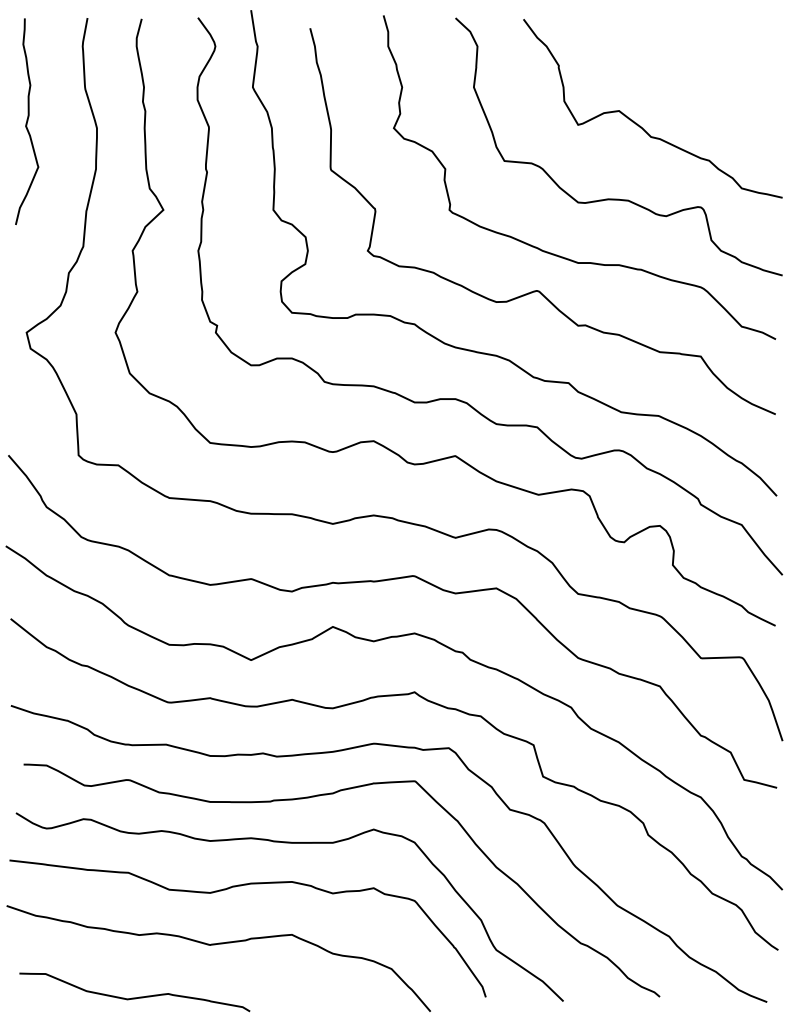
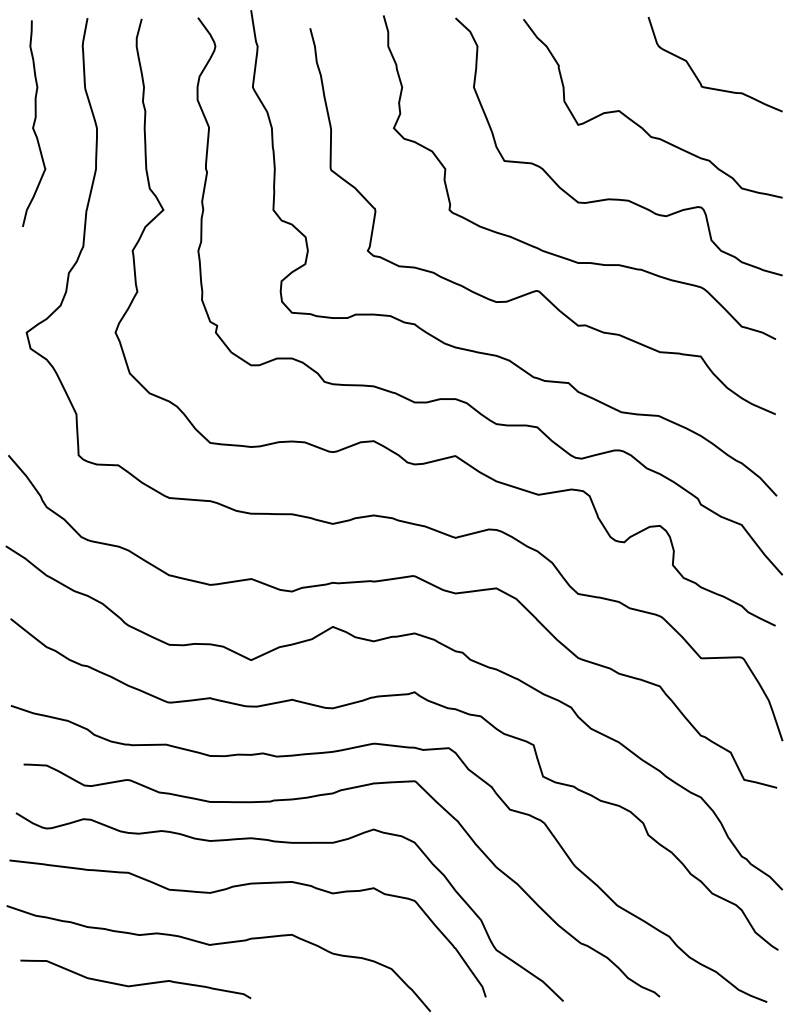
curve: none -> present (697, 76)
curve position: (27, 121) -> (34, 123) (34, 123)
curve position: (134, 997) -> (135, 984) (135, 984)
